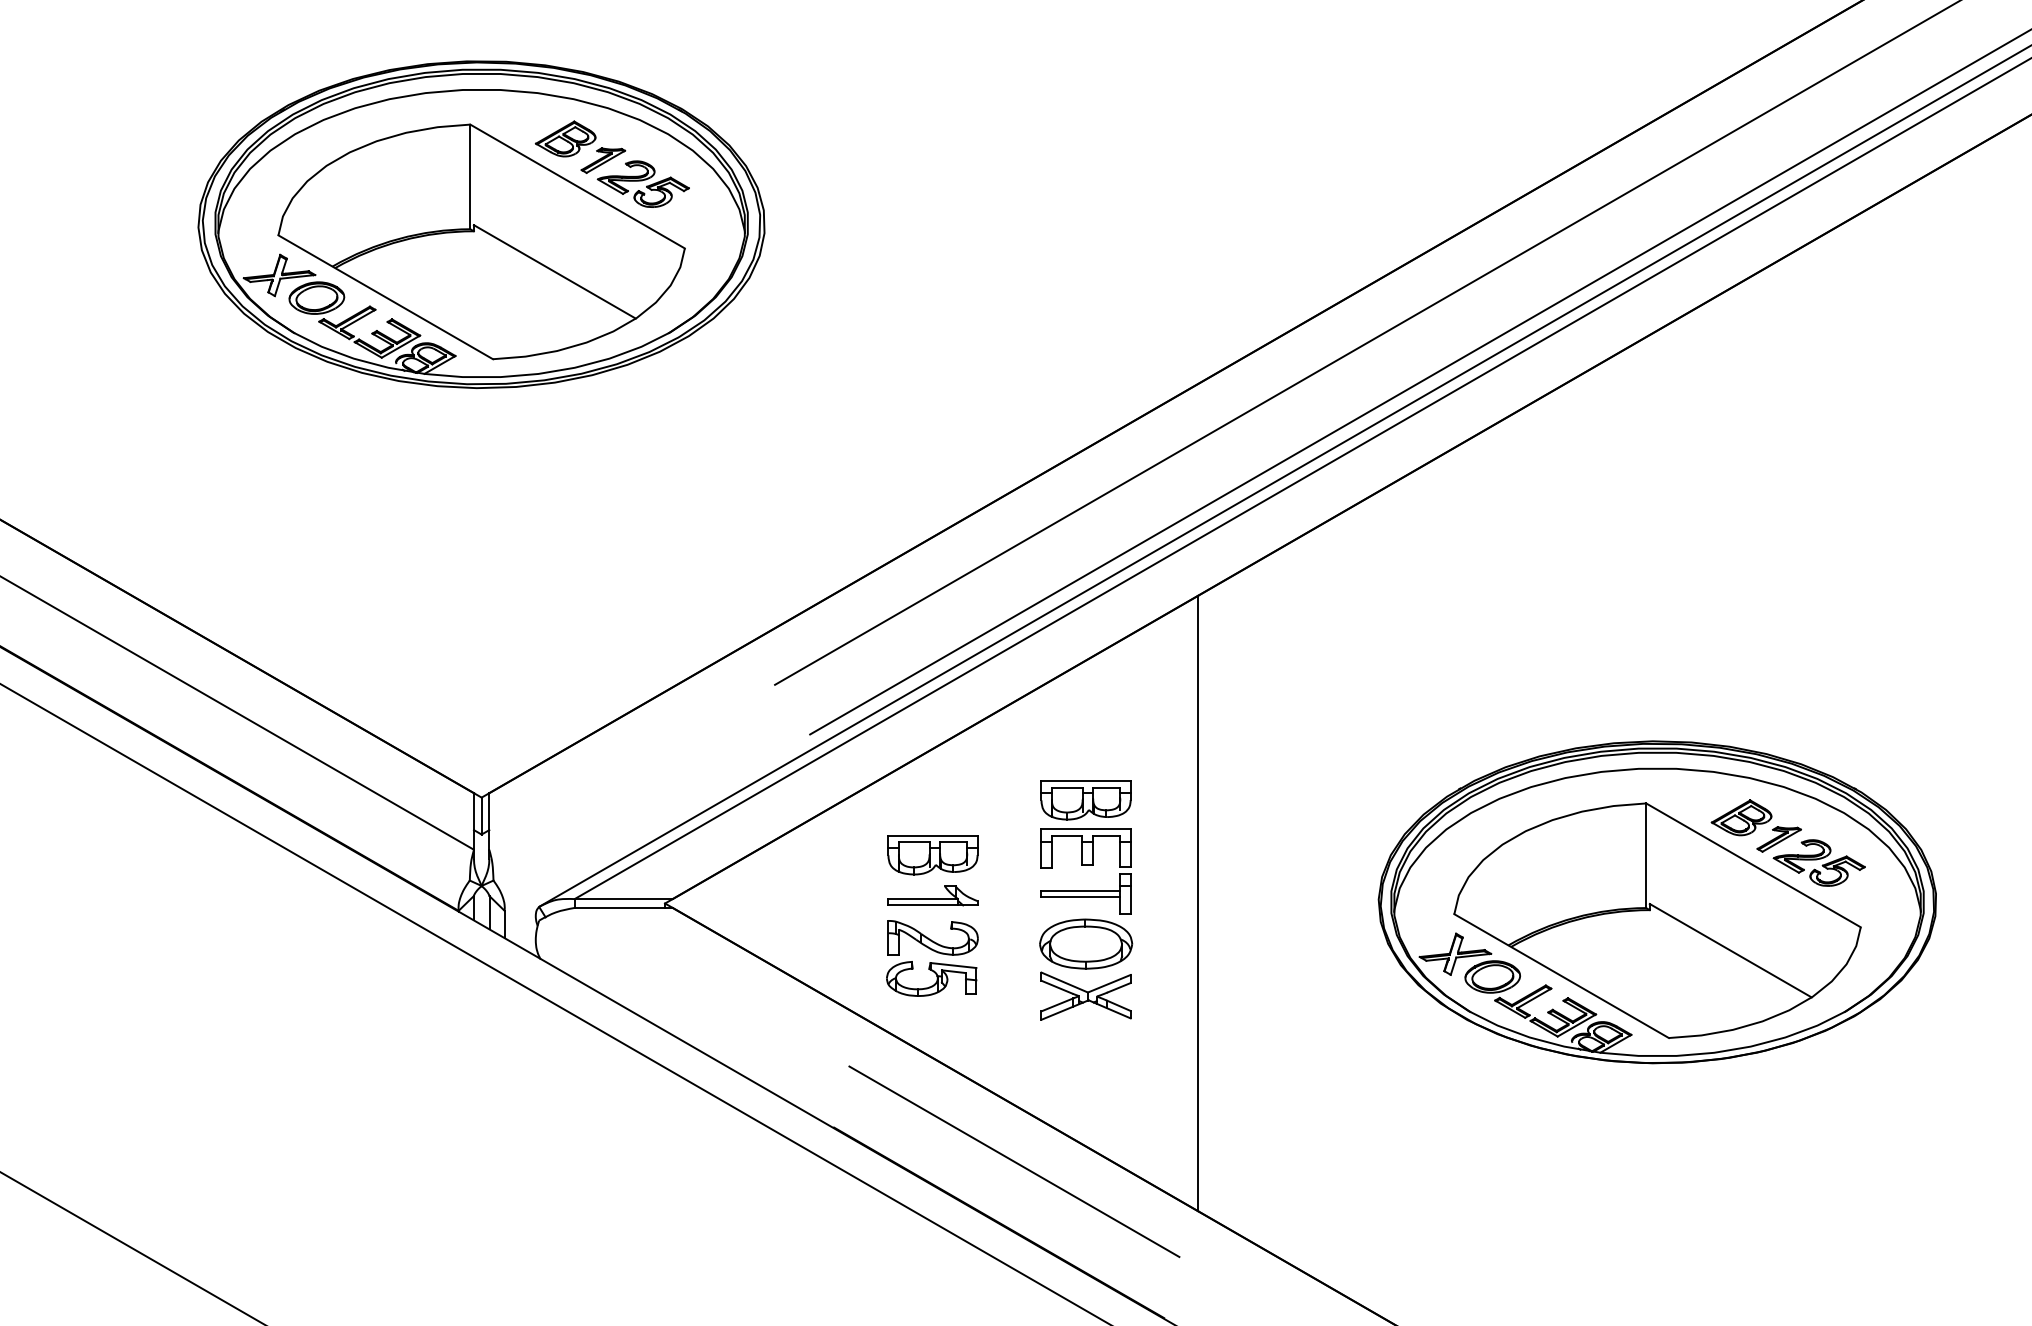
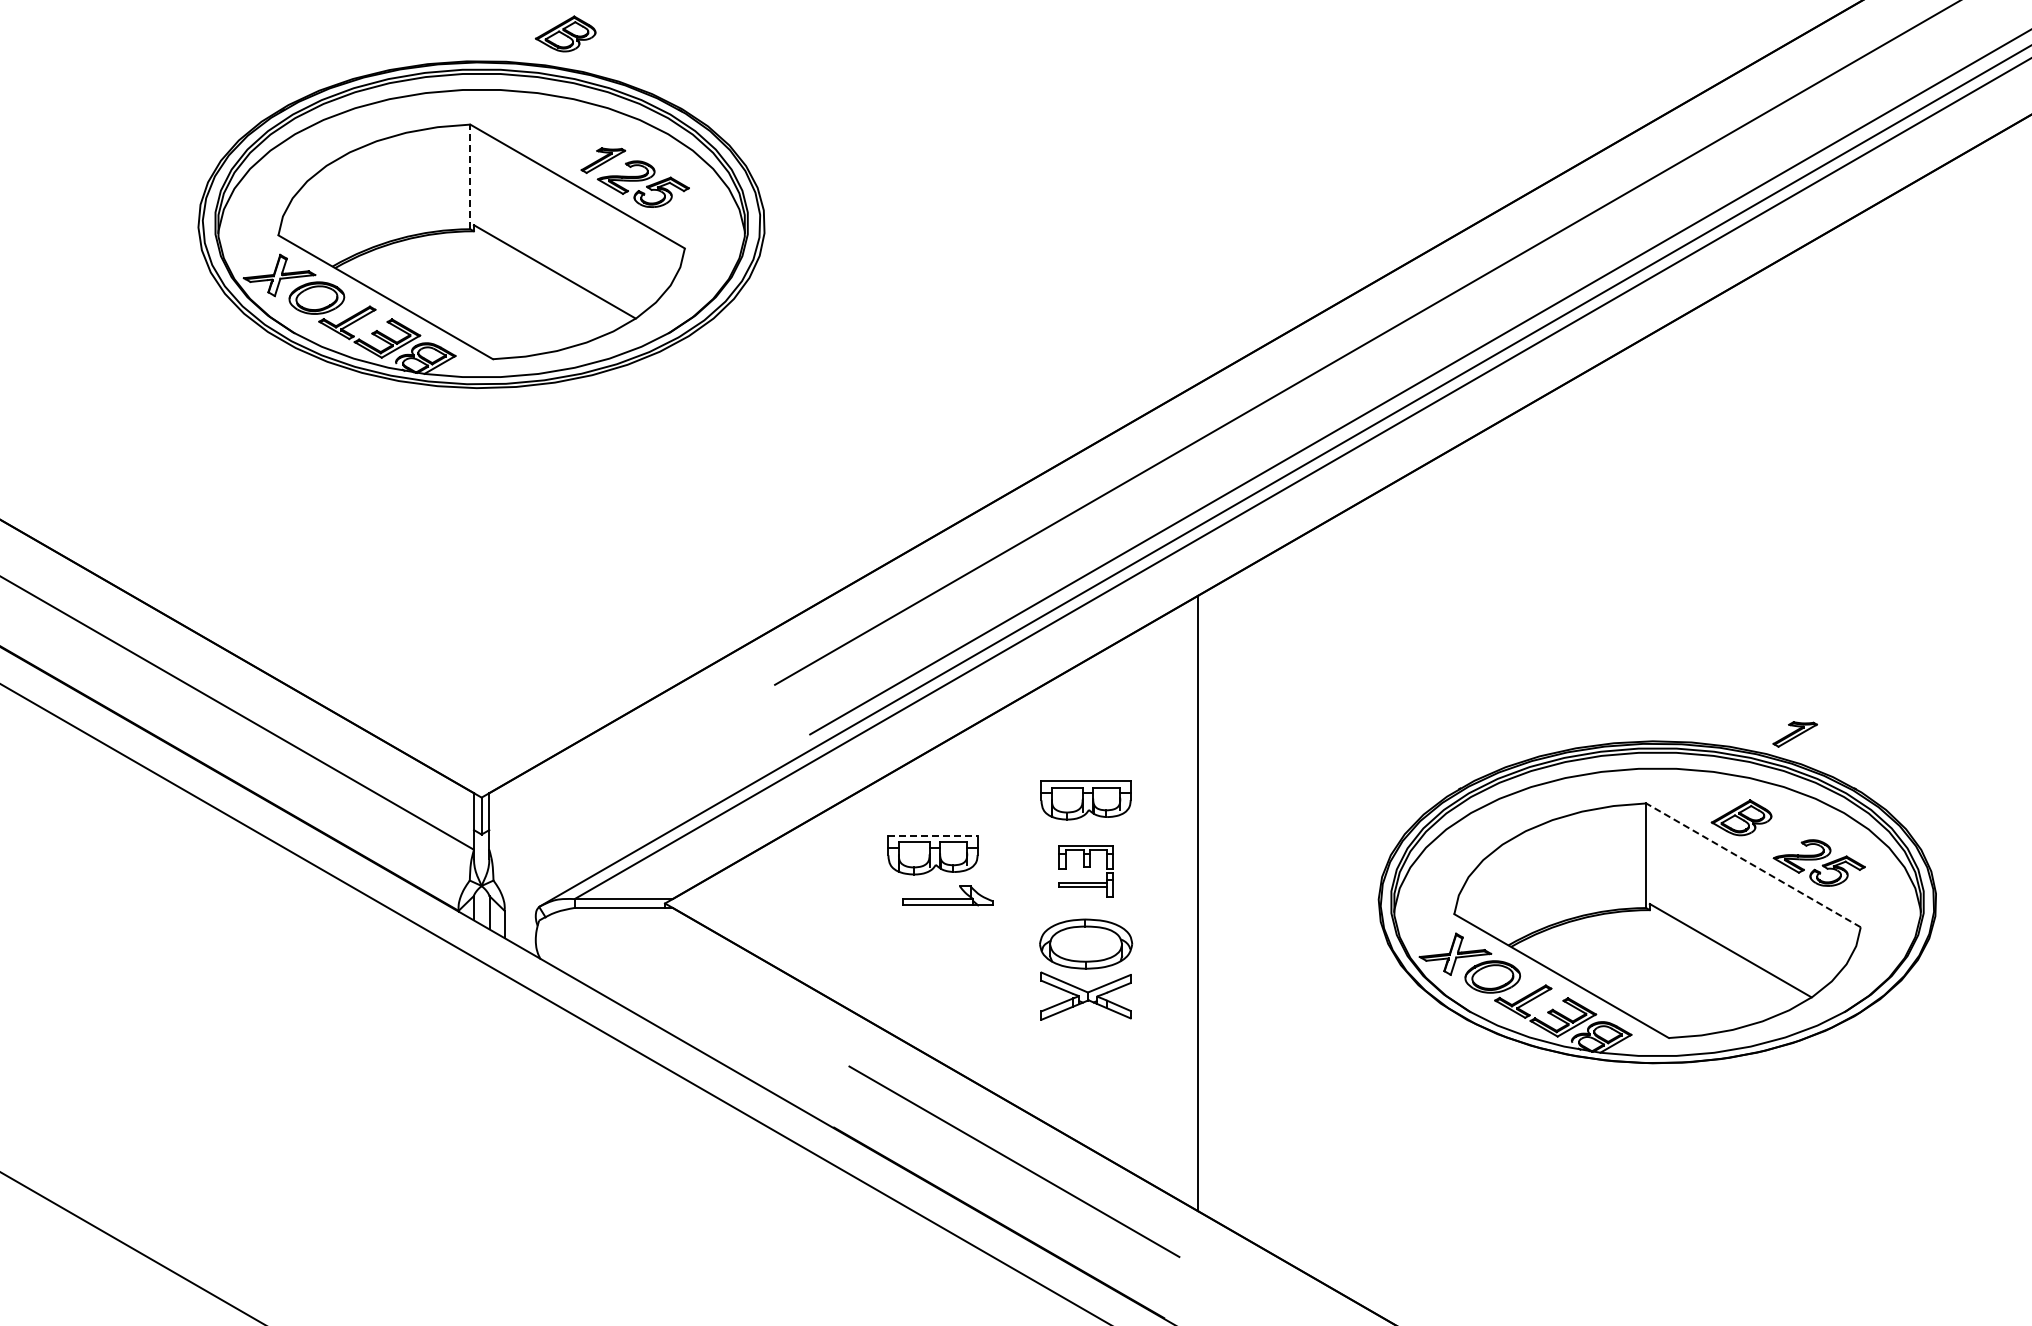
part position: (565, 138) -> (565, 33) (565, 33)
line: solid -> dashed (470, 176)
line: solid -> dashed (933, 835)
part position: (1778, 839) -> (1794, 734) (1794, 734)
line: solid -> dashed (1753, 865)
part size: 92x87 px -> 56x53 px (1085, 871)
part position: (932, 895) -> (947, 895) (947, 895)
part: present -> none (932, 958)
